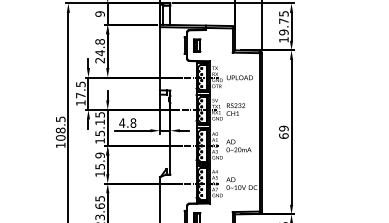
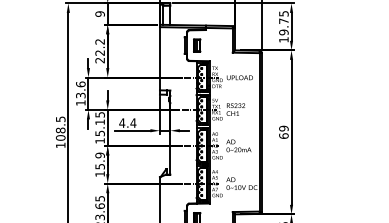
text: 24.8 -> 22.2 (99, 47)
text: 17.5 -> 13.6 (80, 89)
text: 4.8 -> 4.4 (133, 122)
